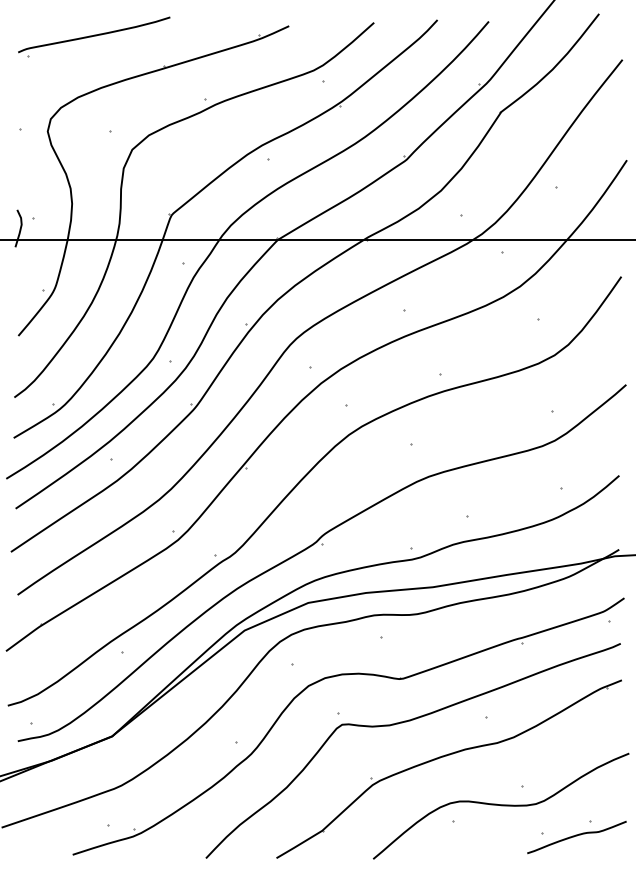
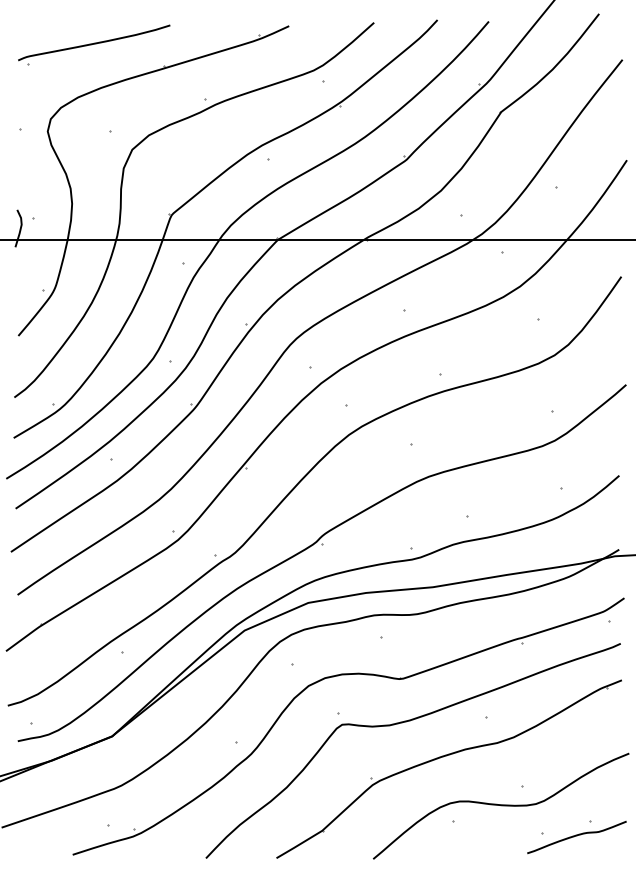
part position: (94, 36) -> (94, 44) (94, 44)
